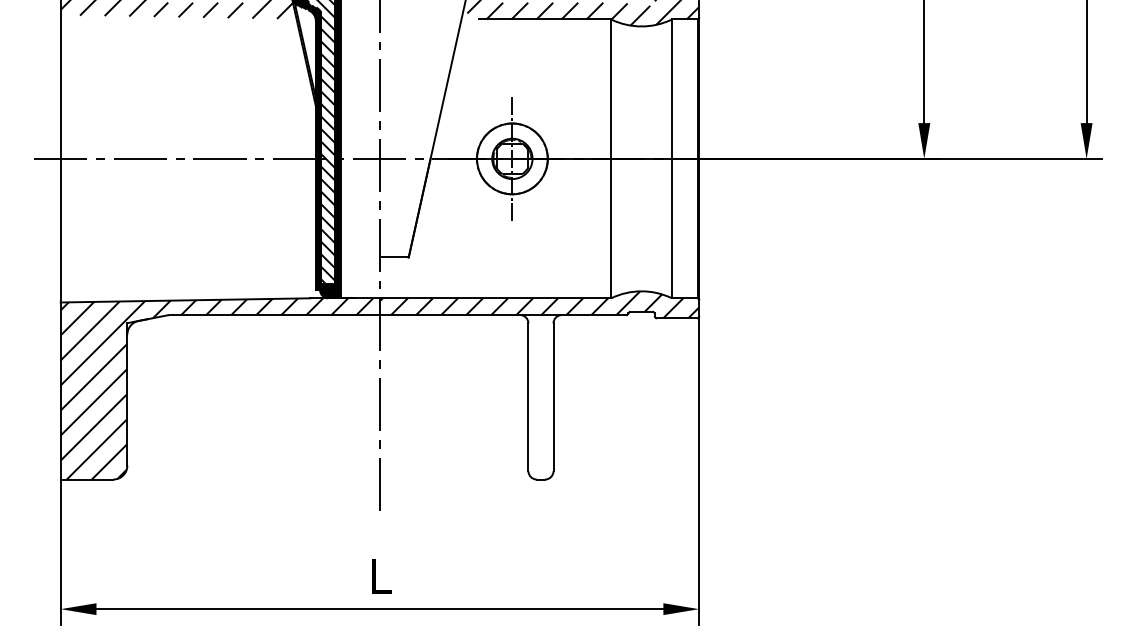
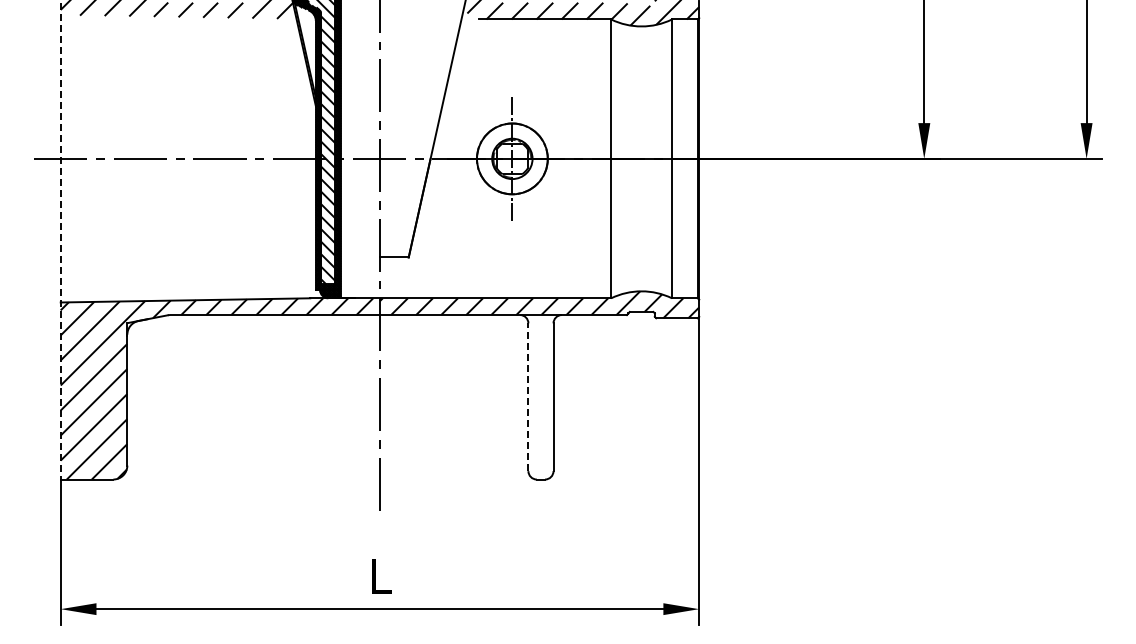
line: solid -> dashed (60, 239)
line: solid -> dashed (528, 397)
